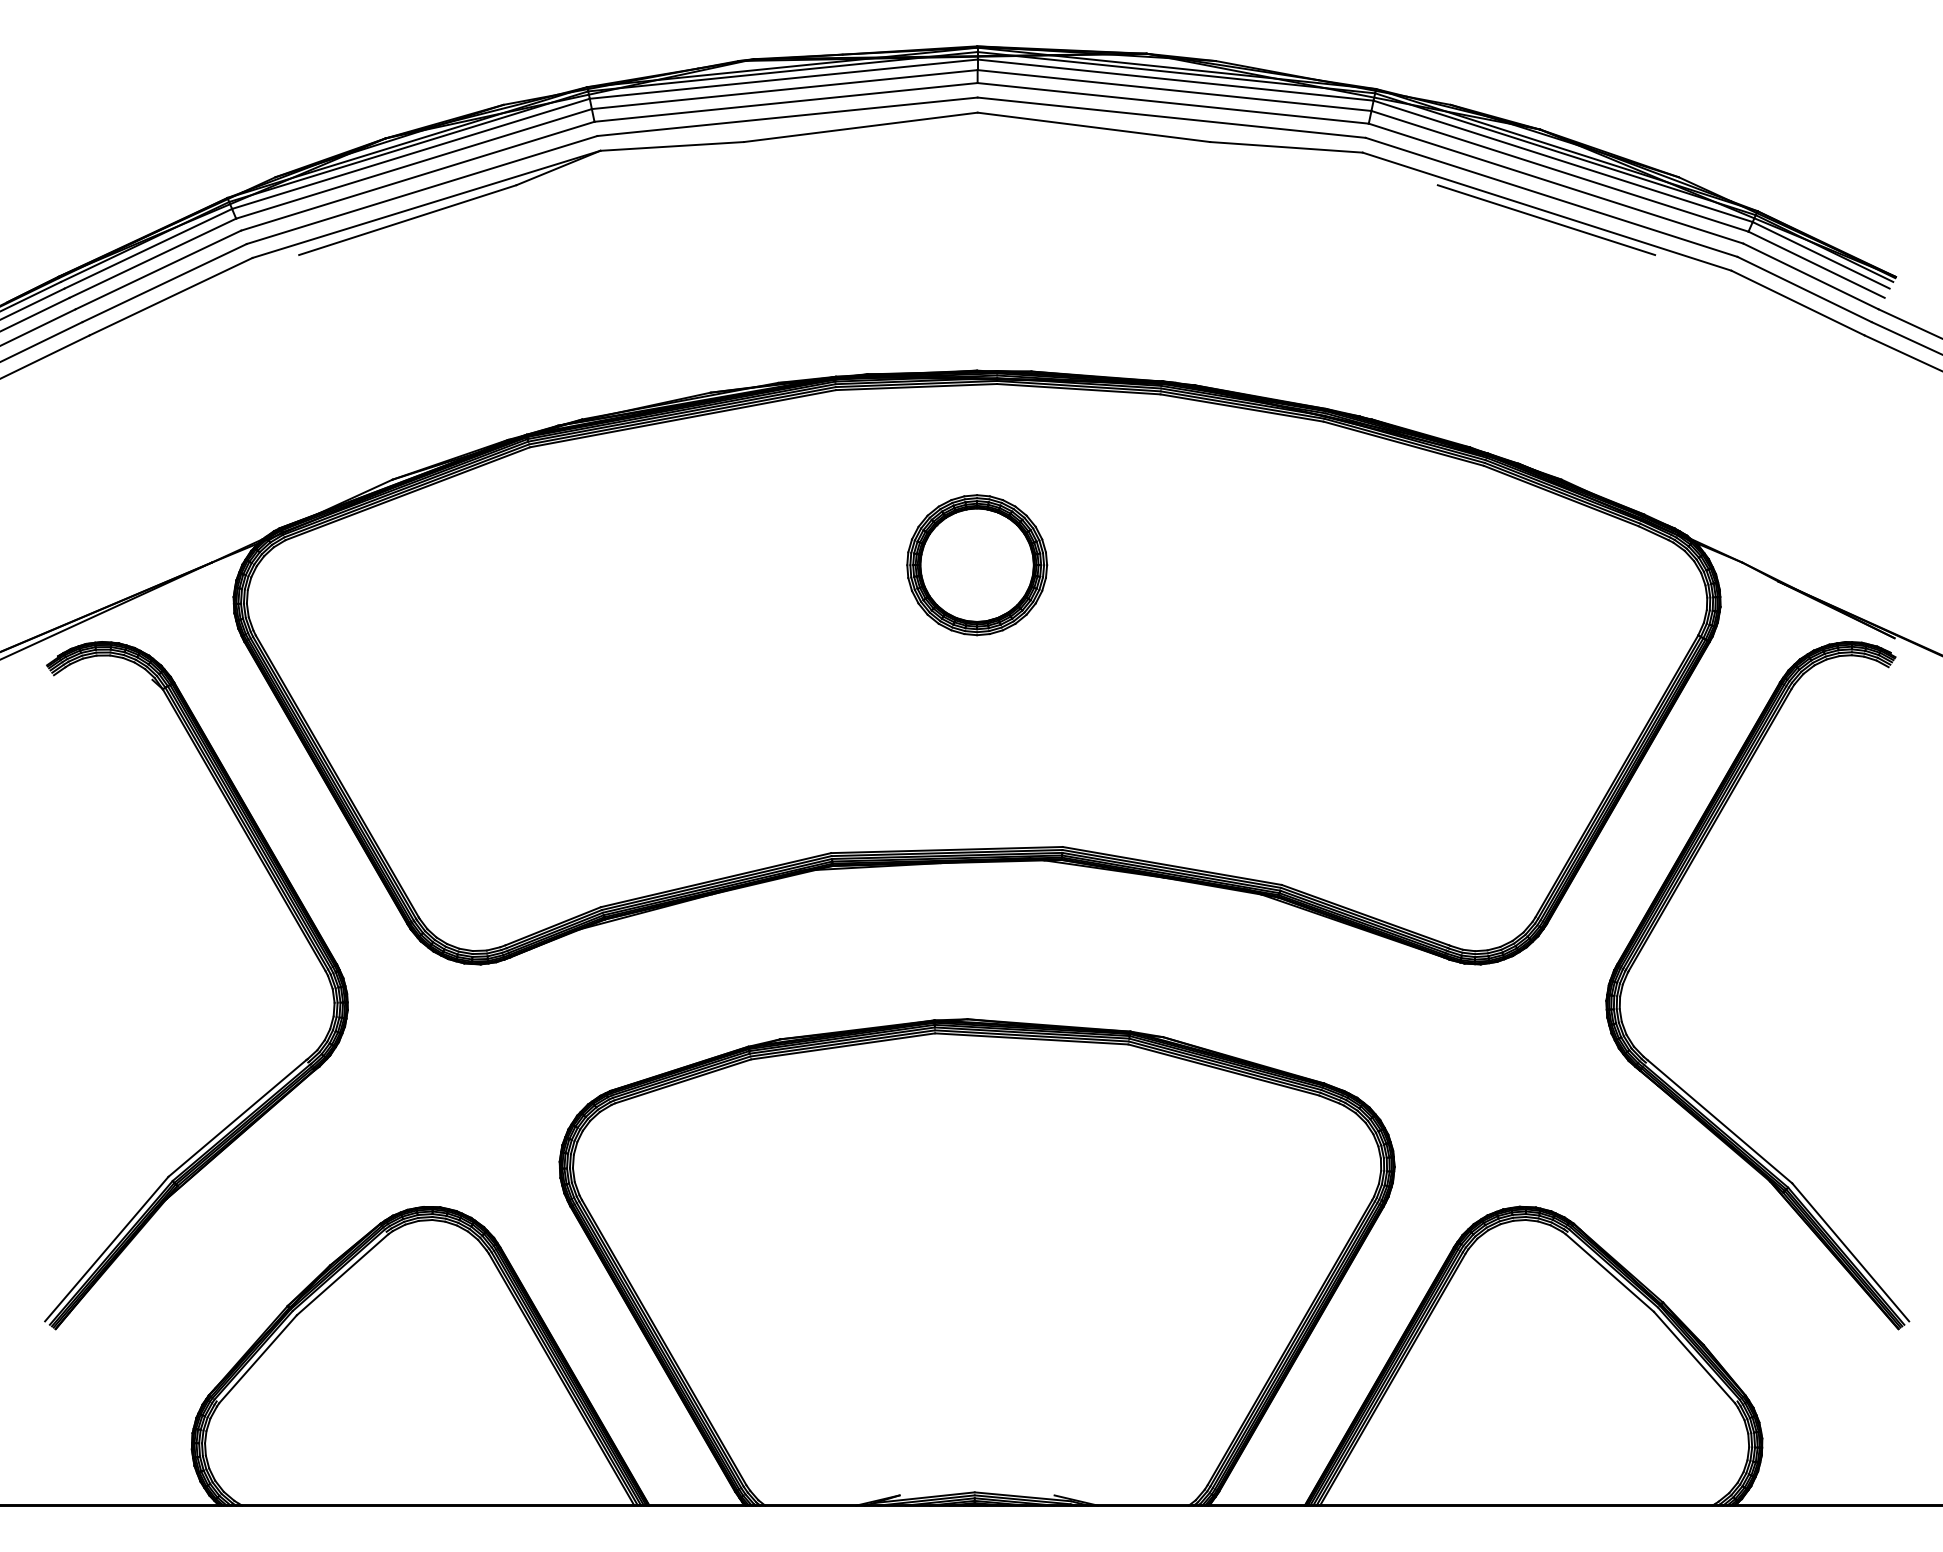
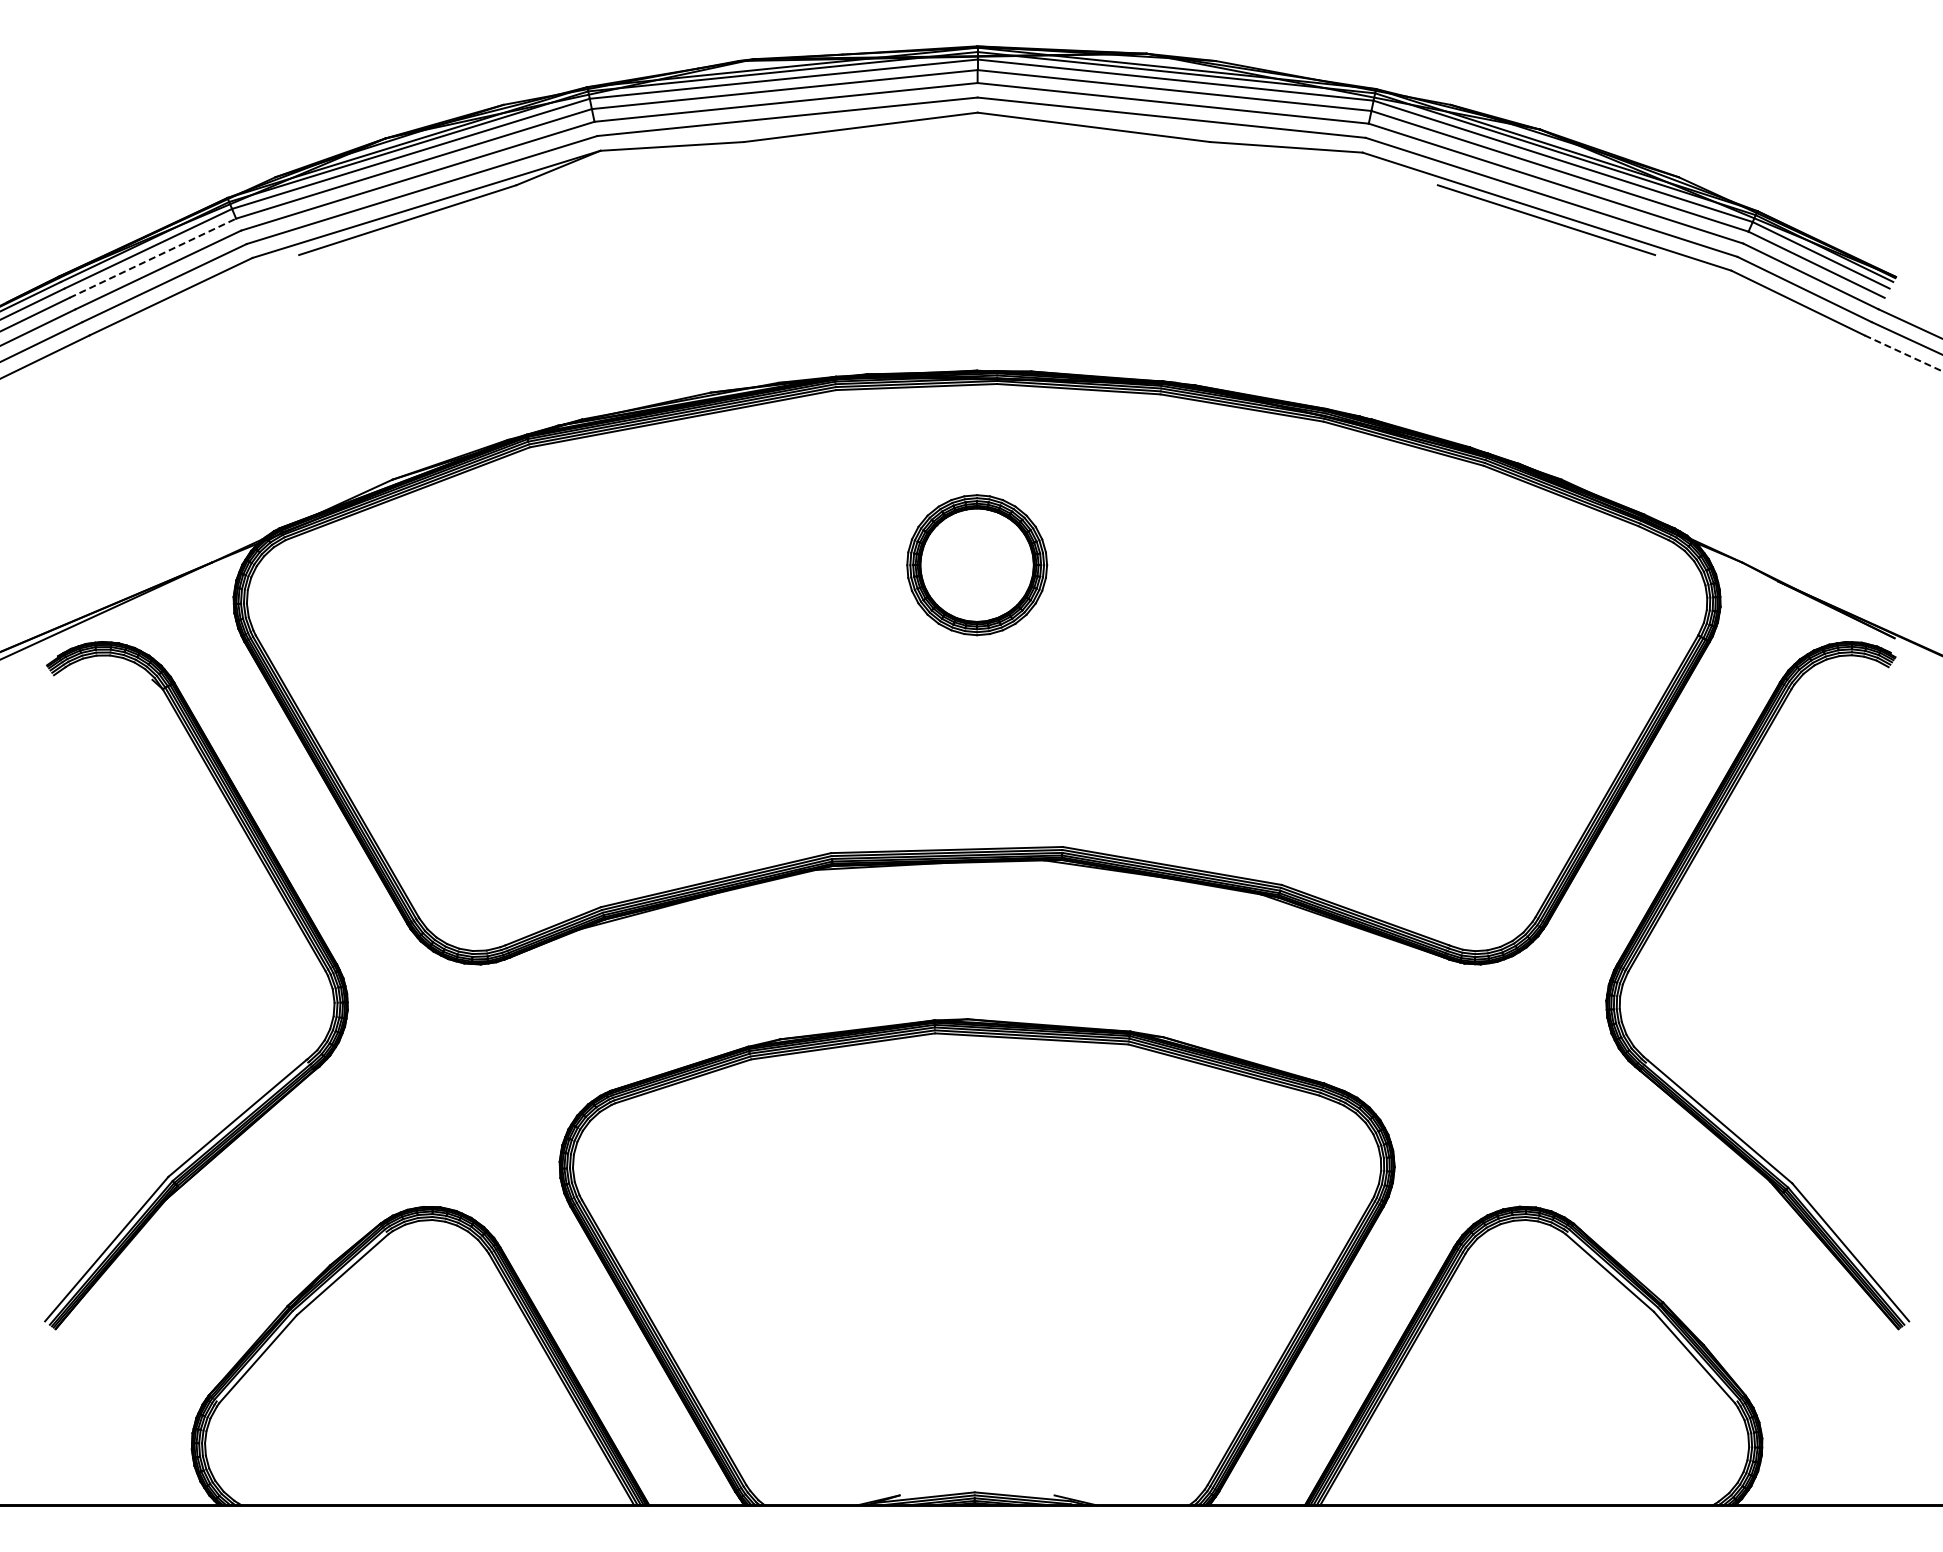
line: solid -> dashed (153, 258)
line: solid -> dashed (1903, 353)
